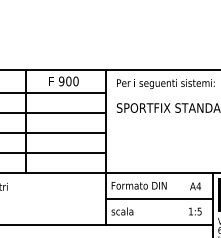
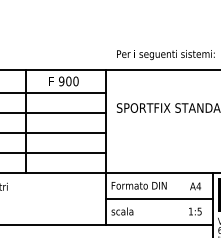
text position: (165, 84) -> (165, 55) (165, 55)
